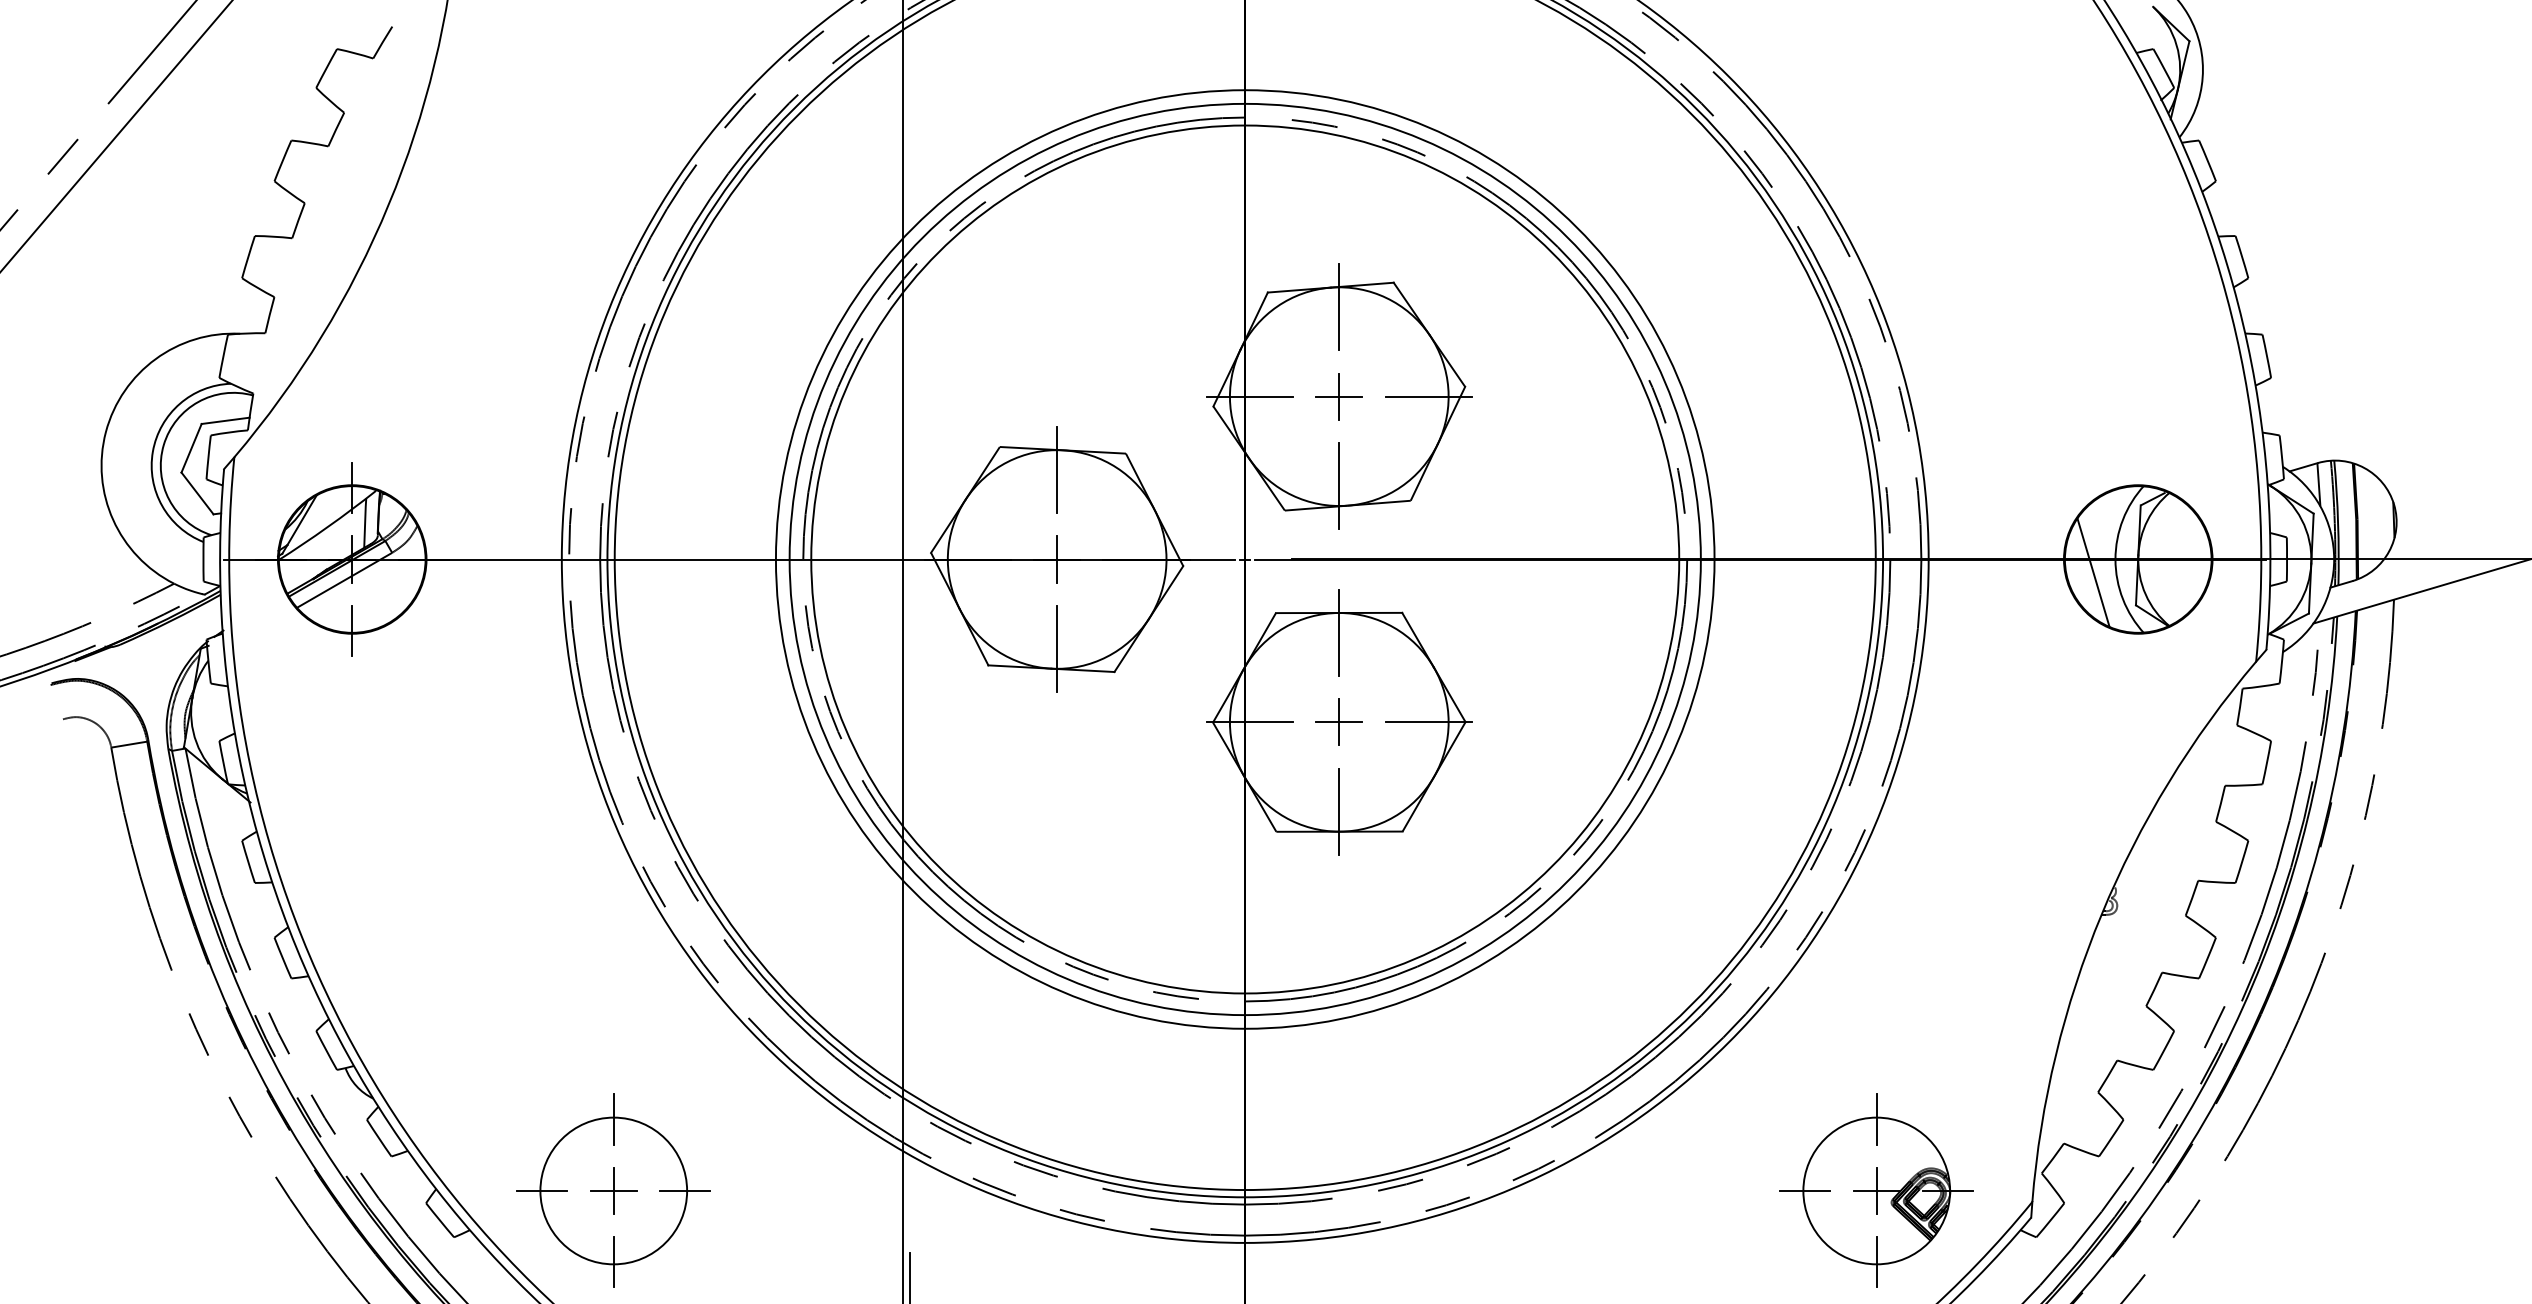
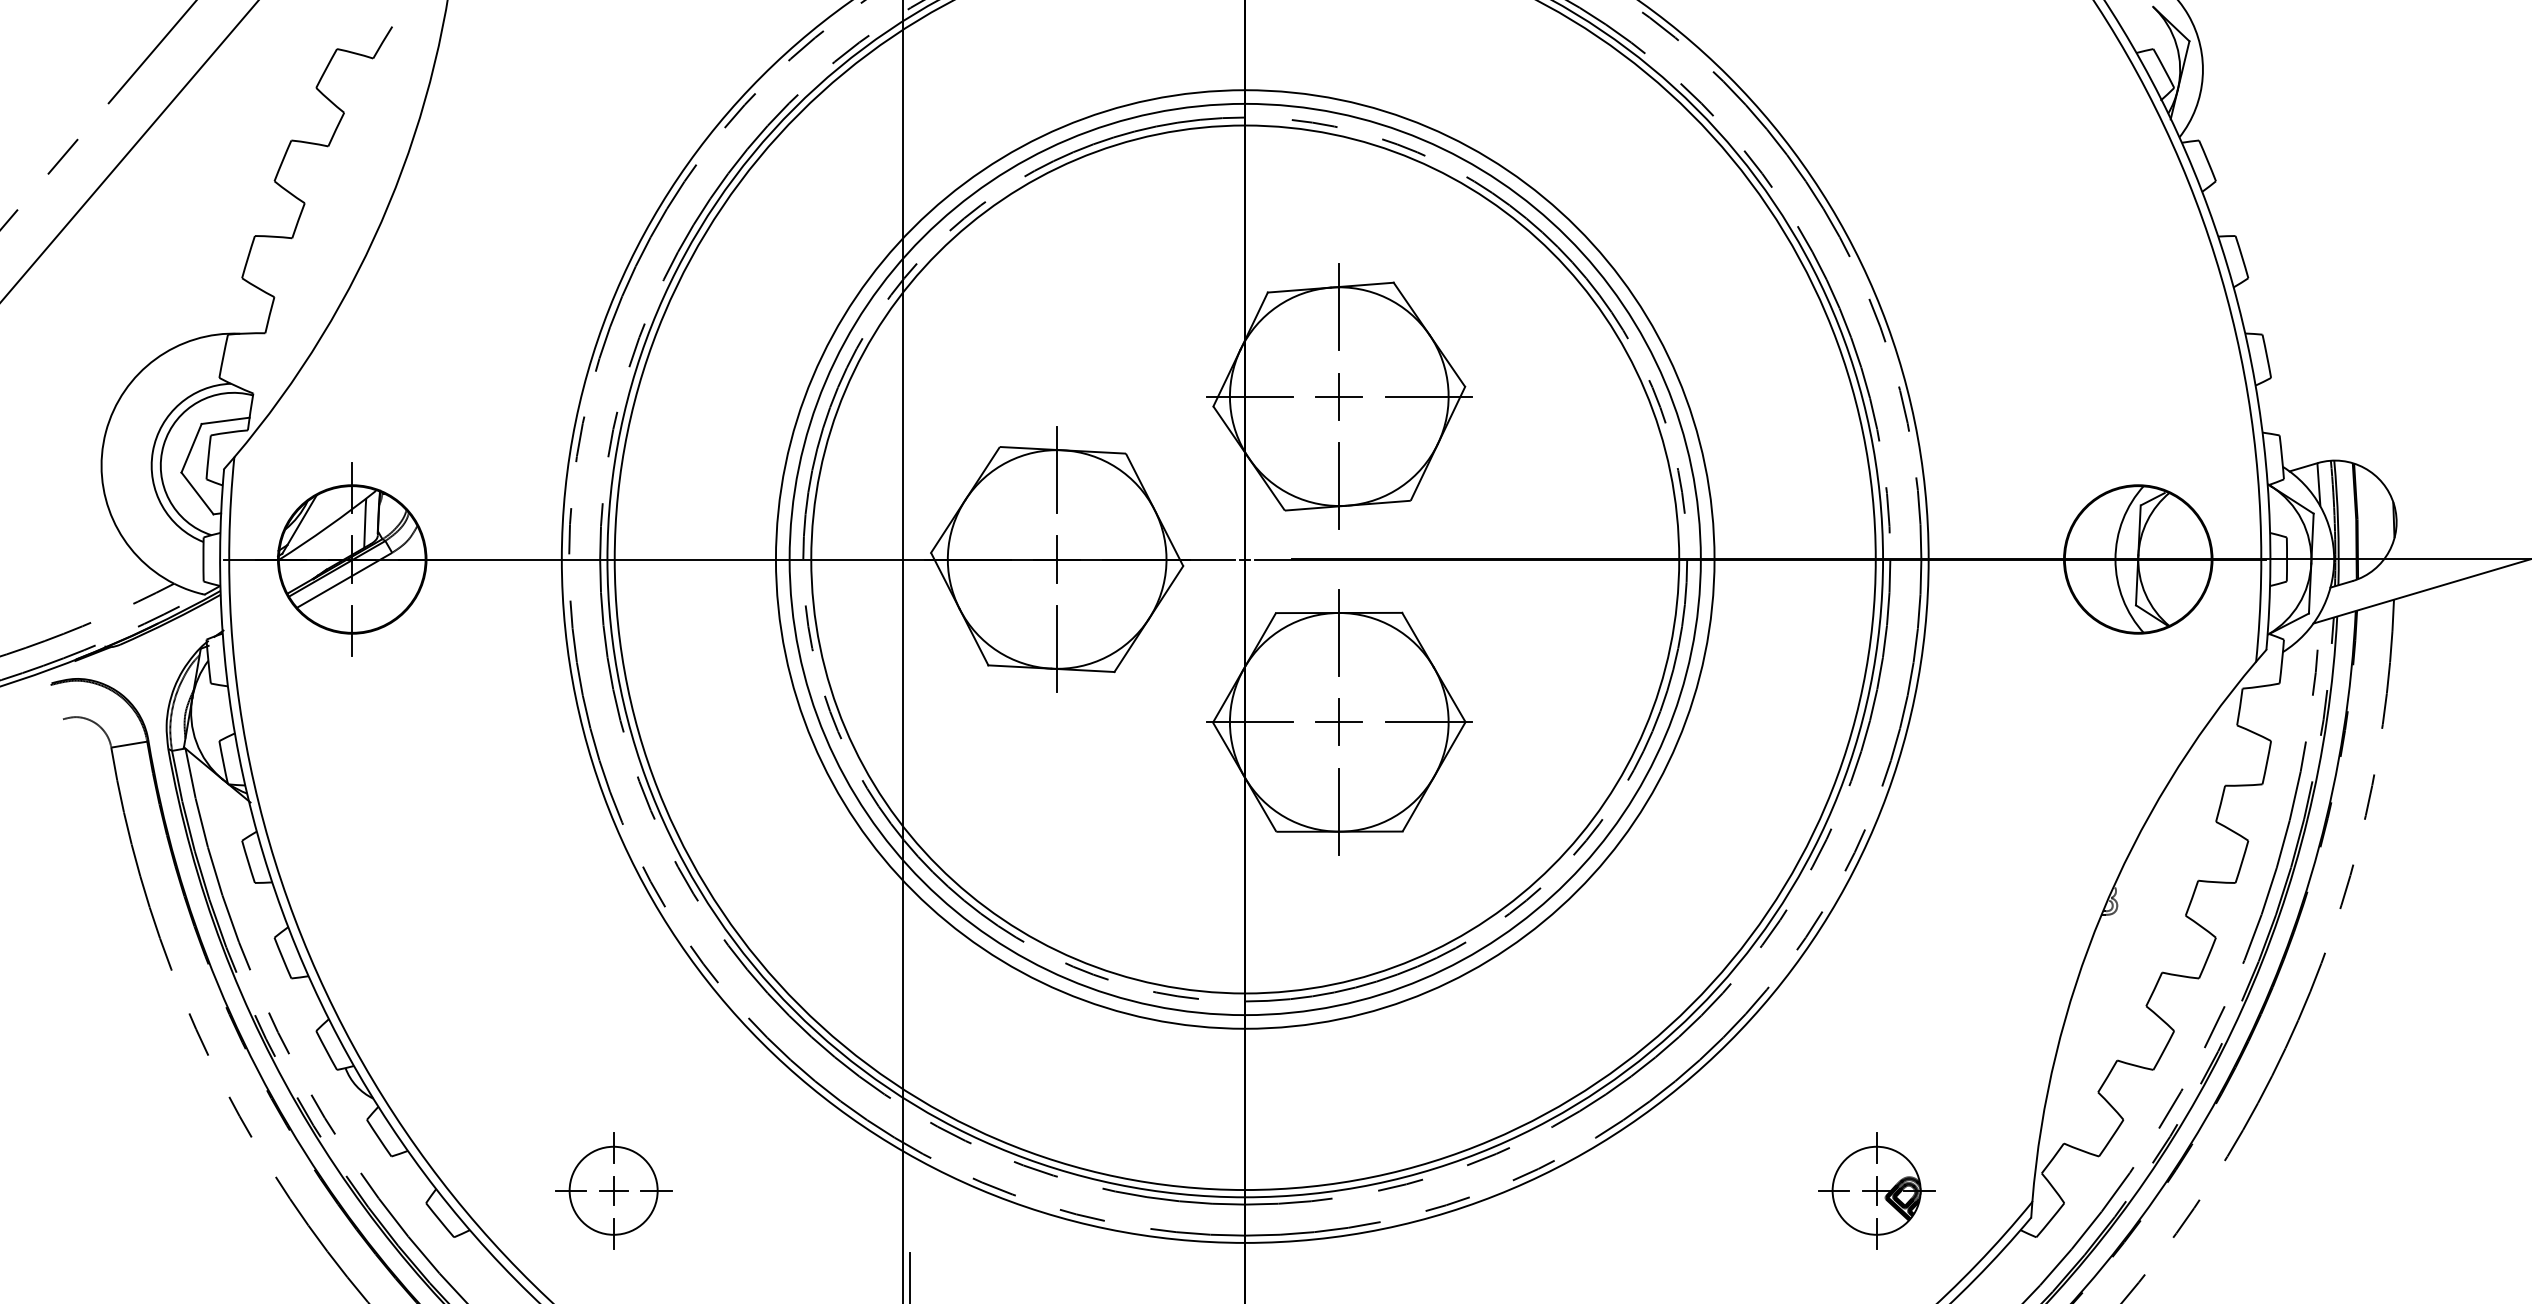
line position: (116, 135) -> (129, 151) (129, 151)
line: present -> none (2093, 572)
part size: 195x195 px -> 118x118 px (613, 1190)
part size: 195x195 px -> 118x118 px (1876, 1190)
